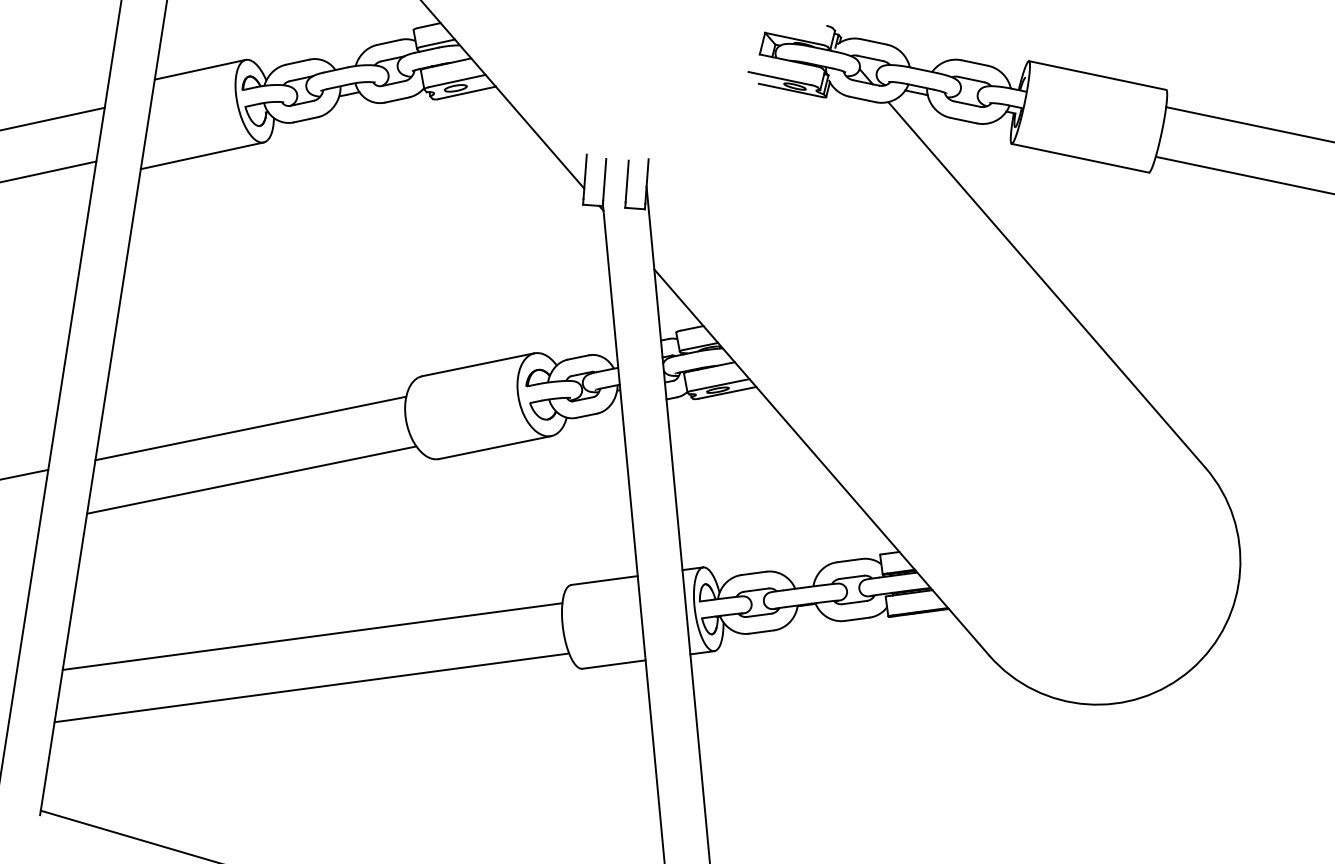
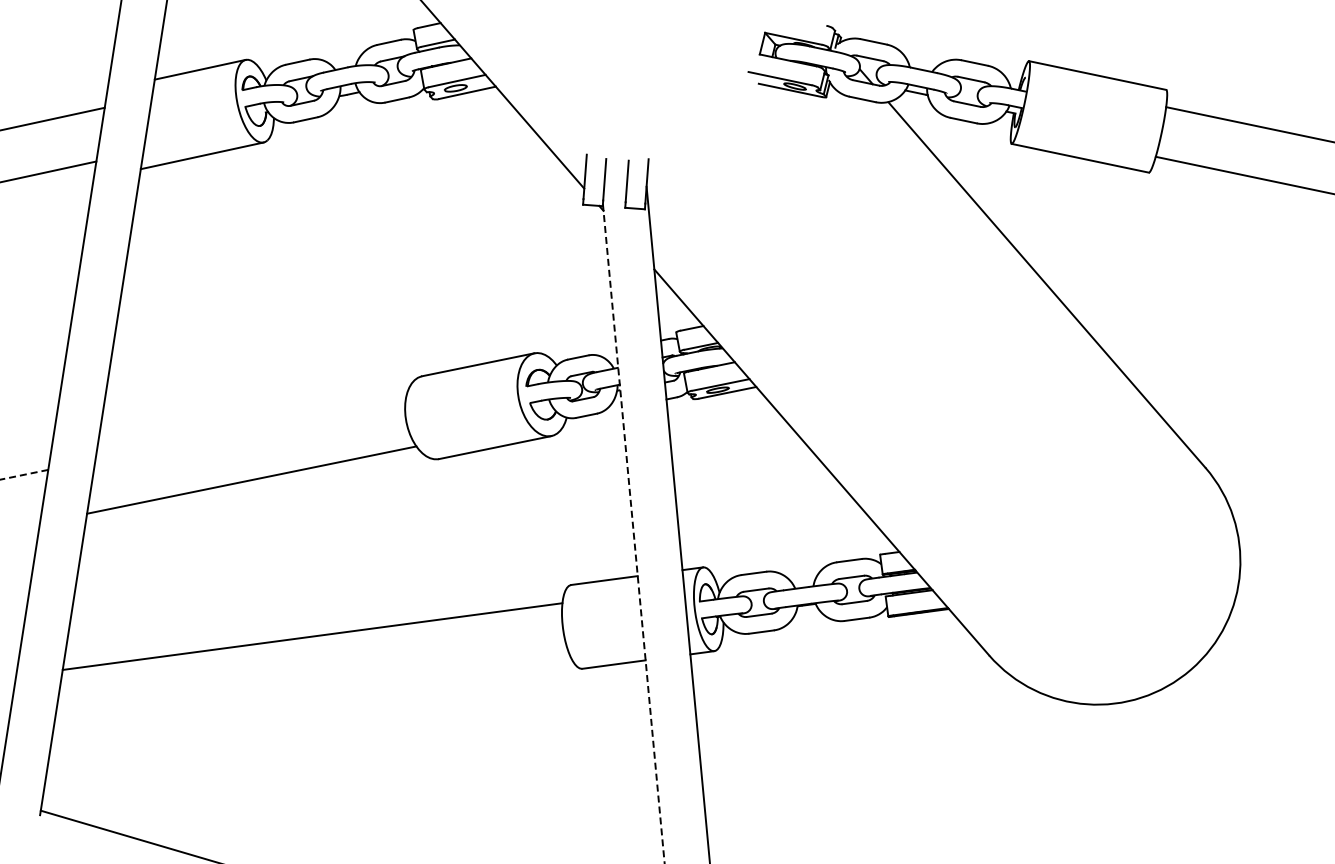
line: present -> none (250, 428)
line: solid -> dashed (23, 474)
line: solid -> dashed (633, 533)
line: present -> none (311, 687)
